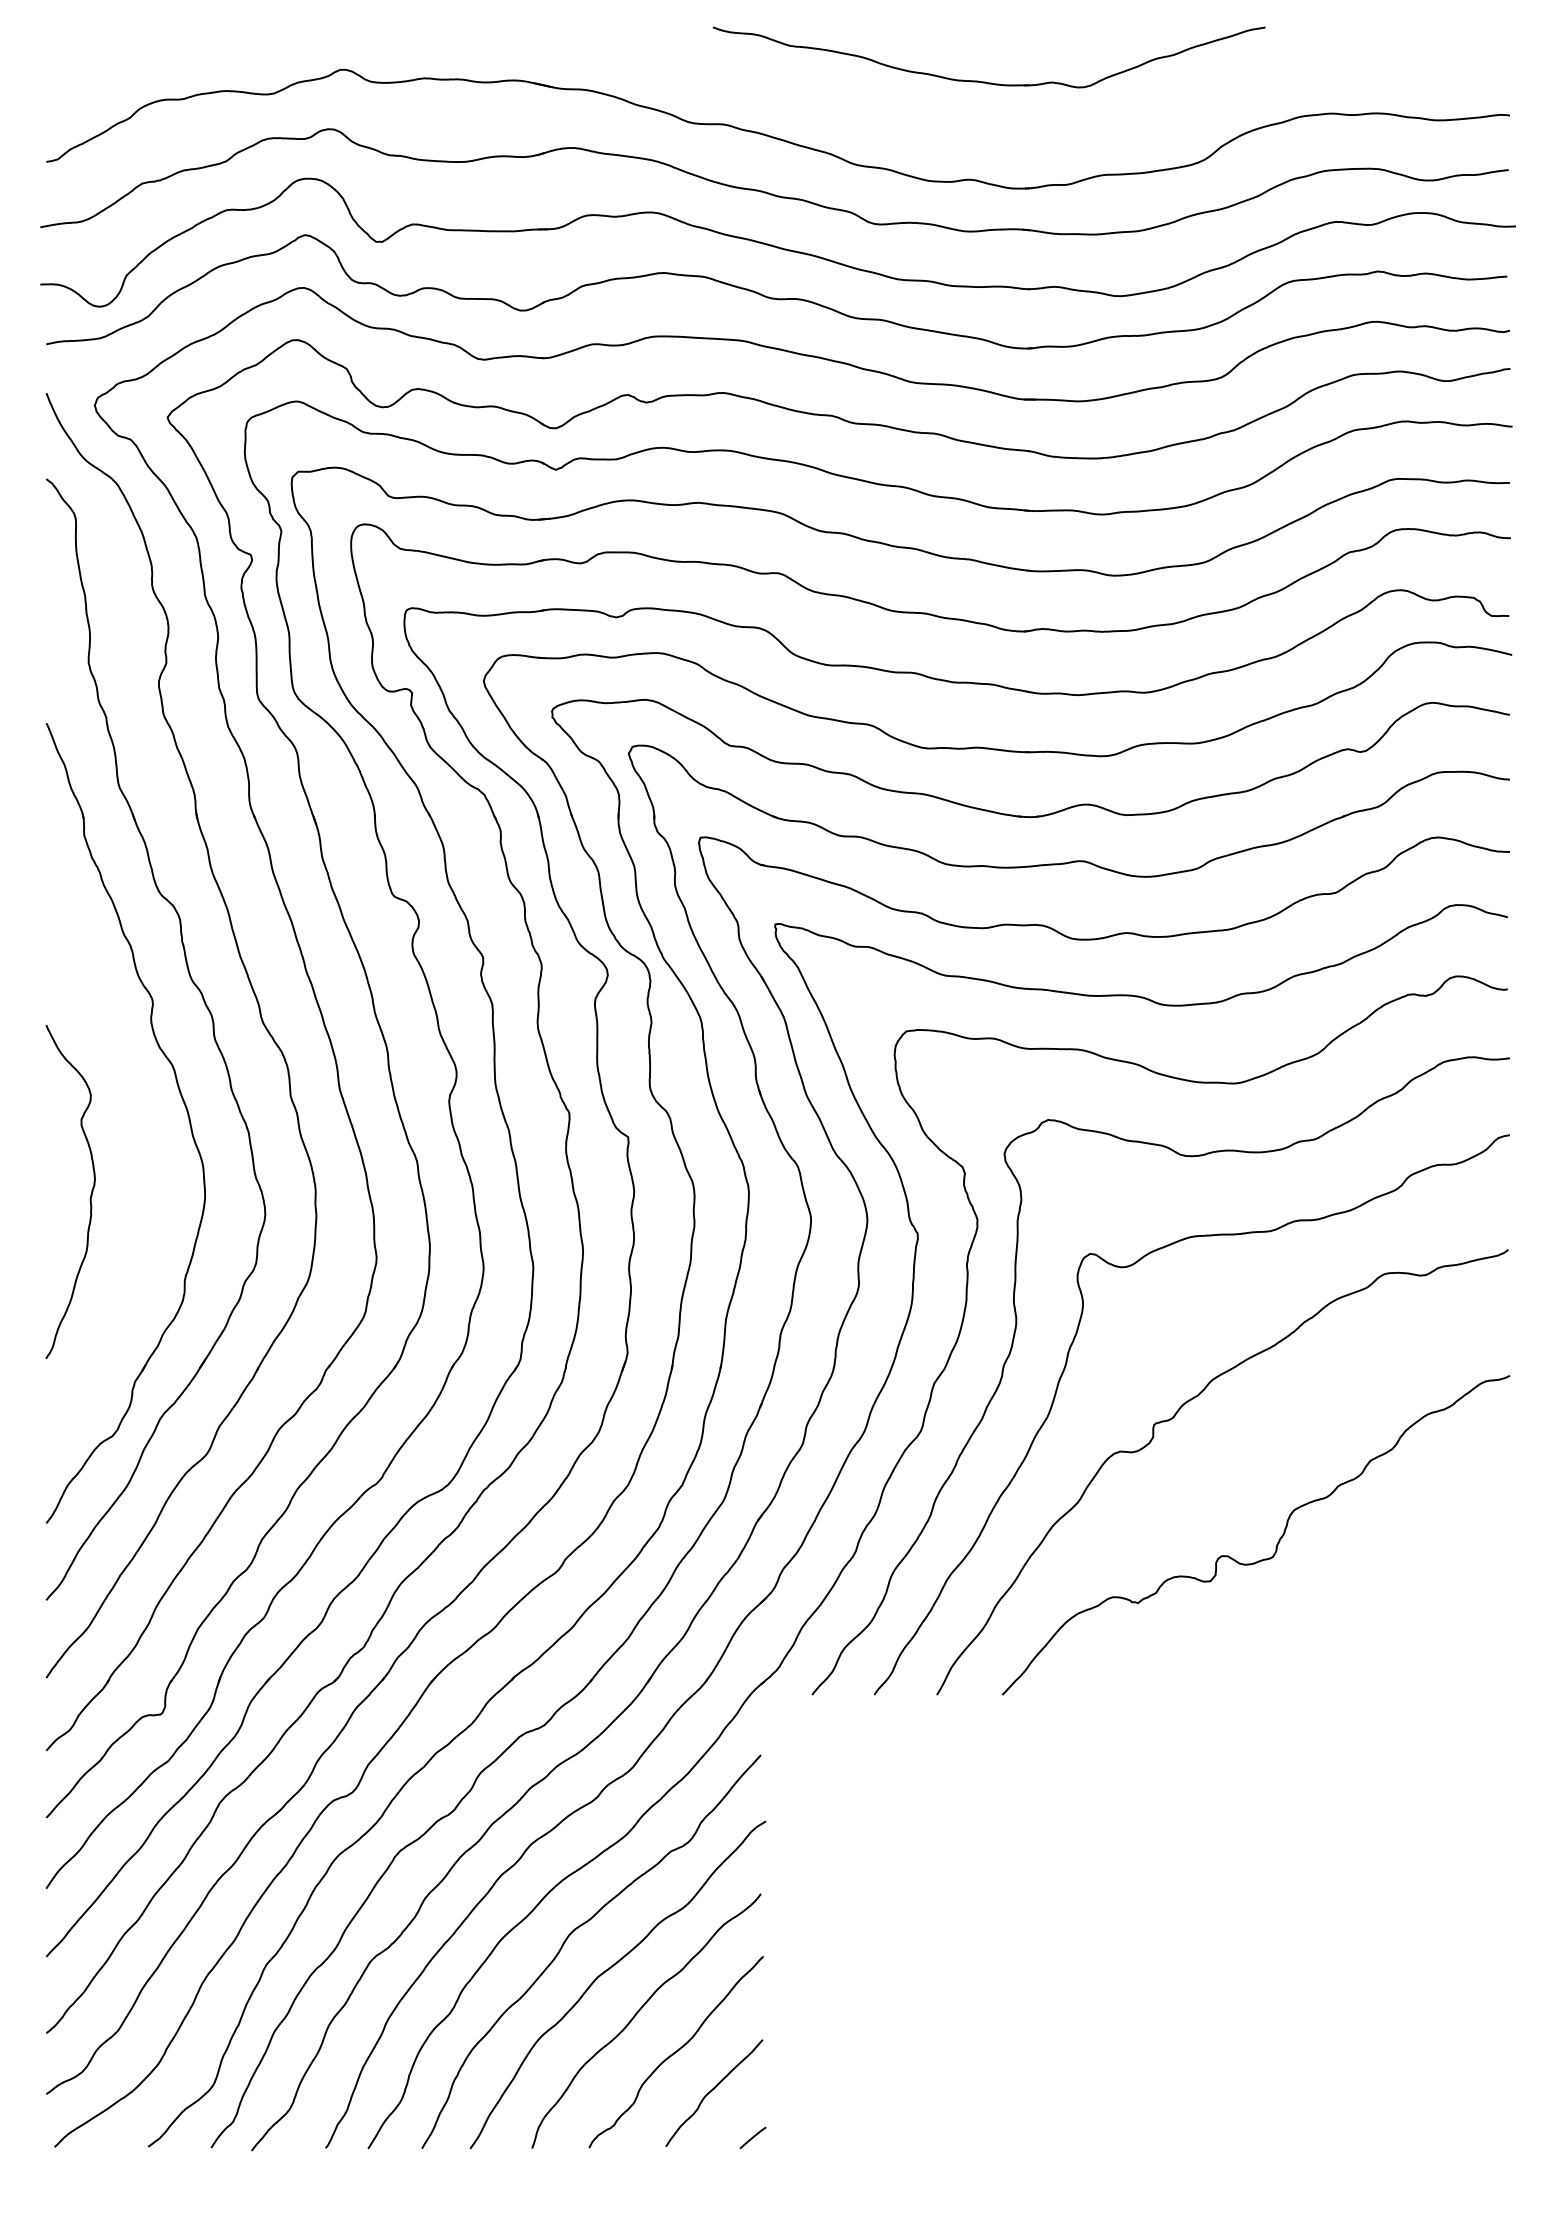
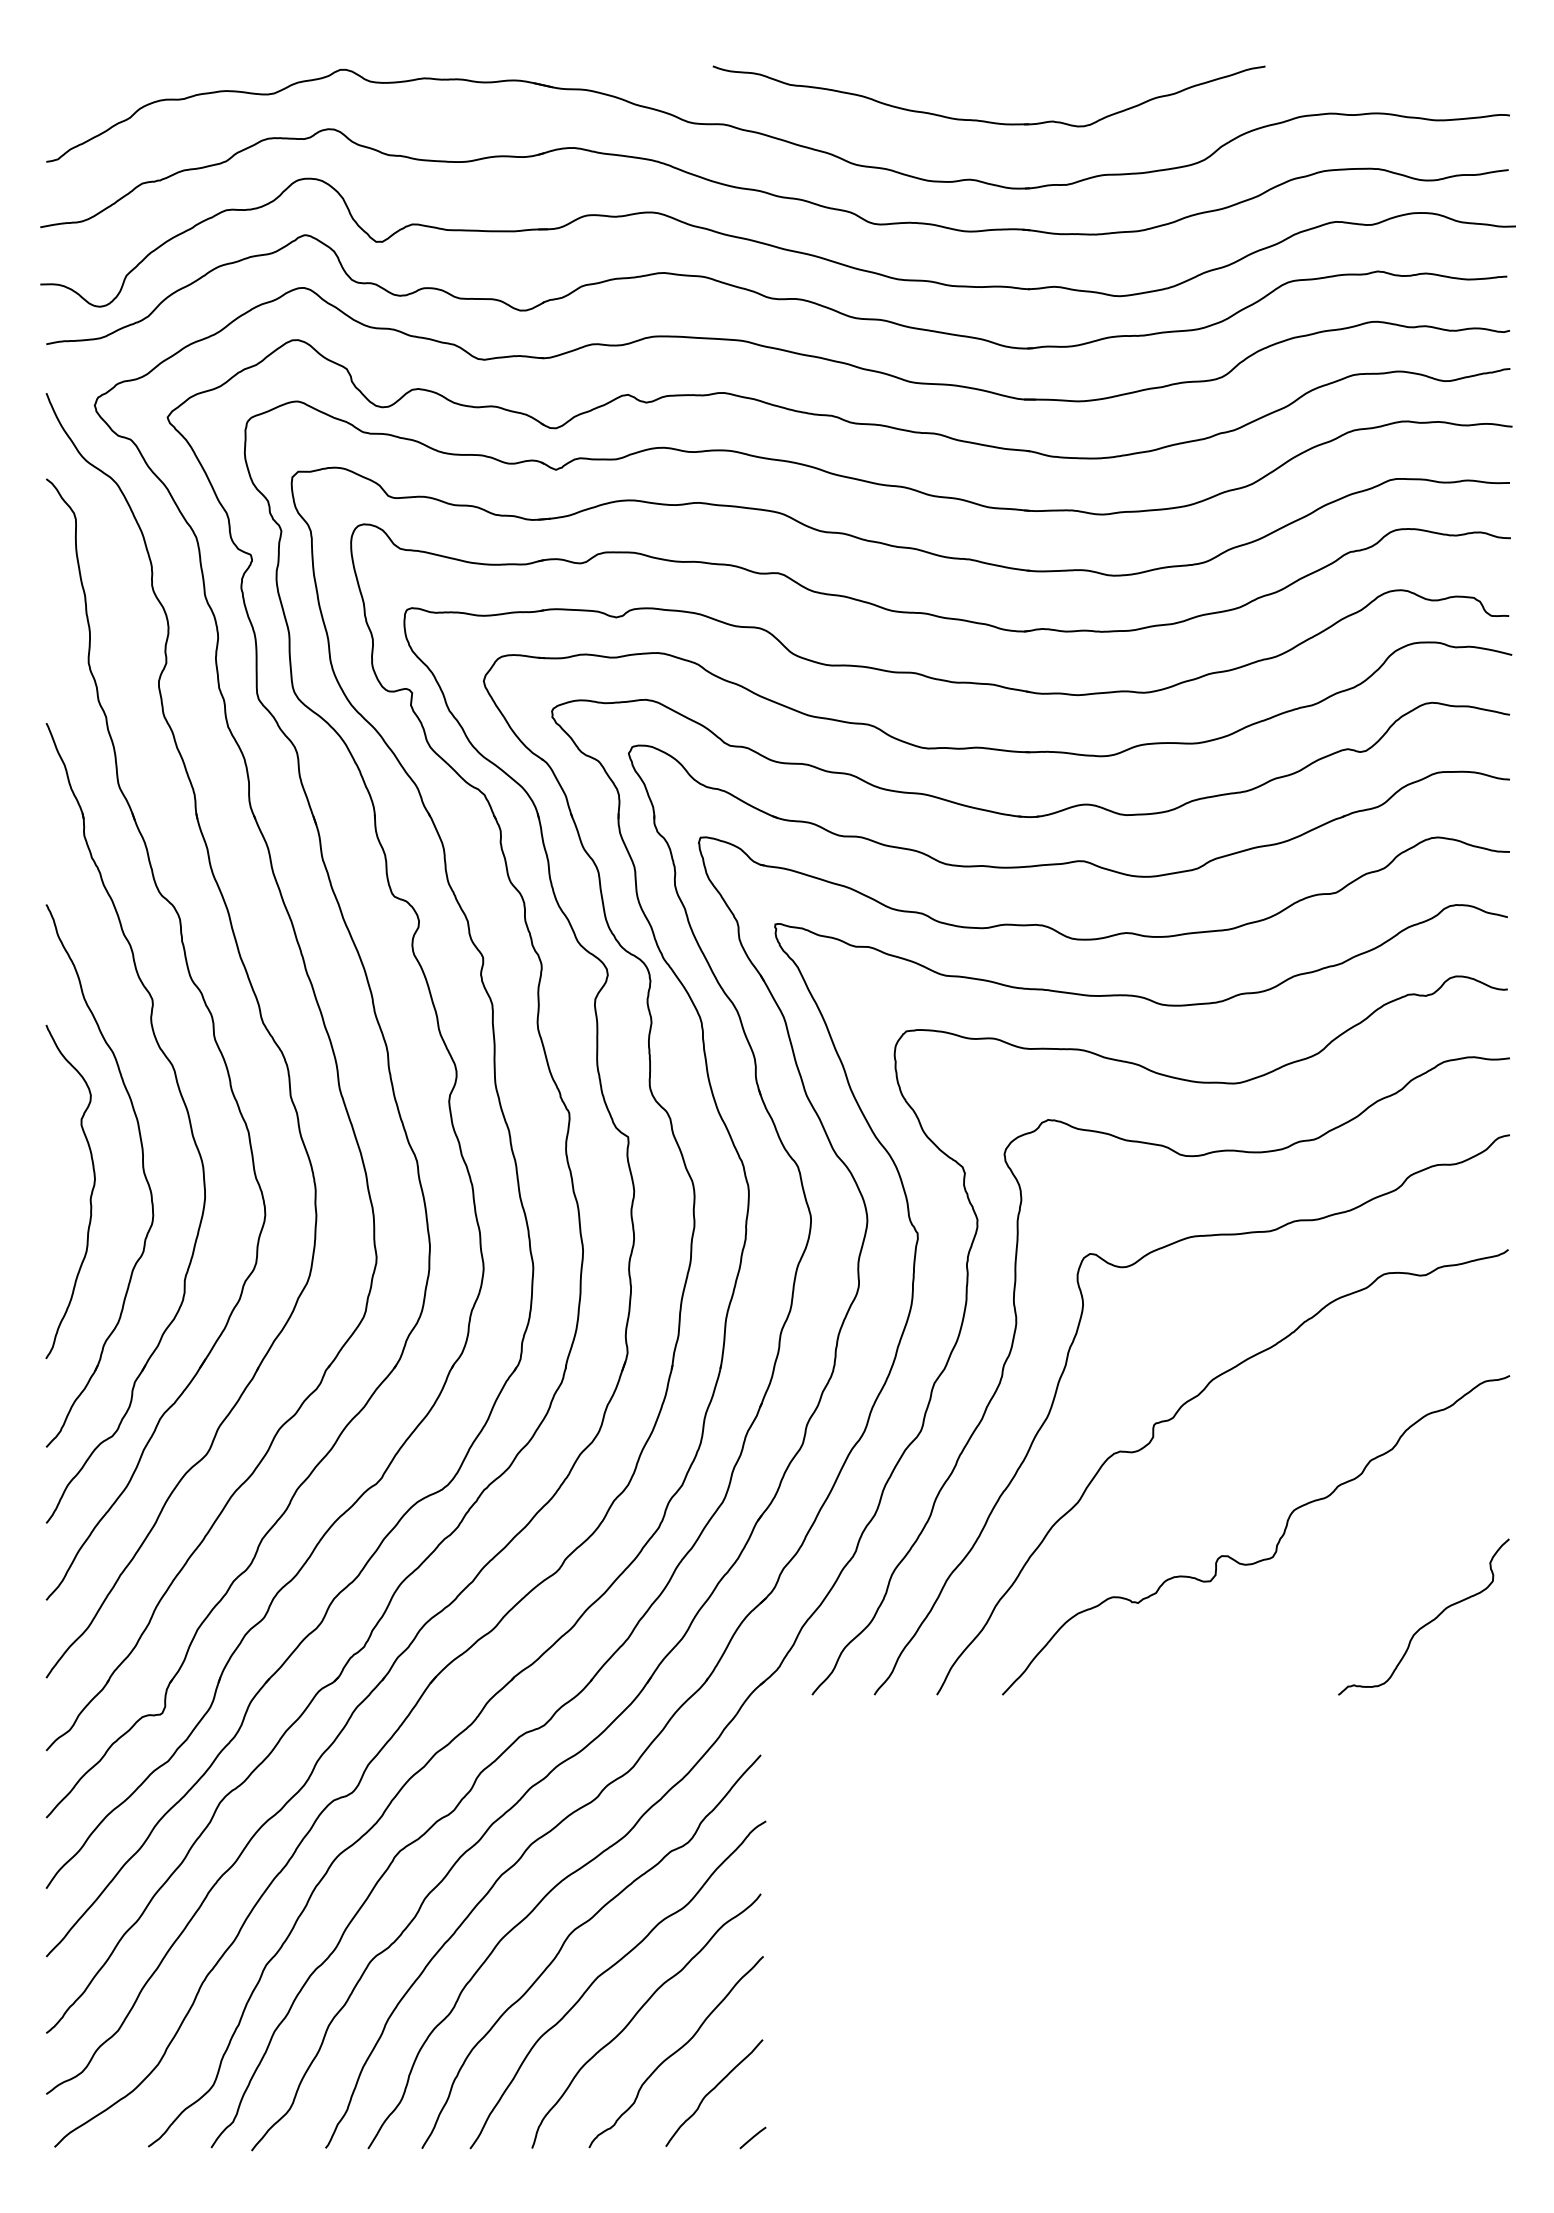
part position: (985, 81) -> (985, 120) (985, 120)
part: none -> present (142, 1170)
curve: none -> present (1427, 1622)
